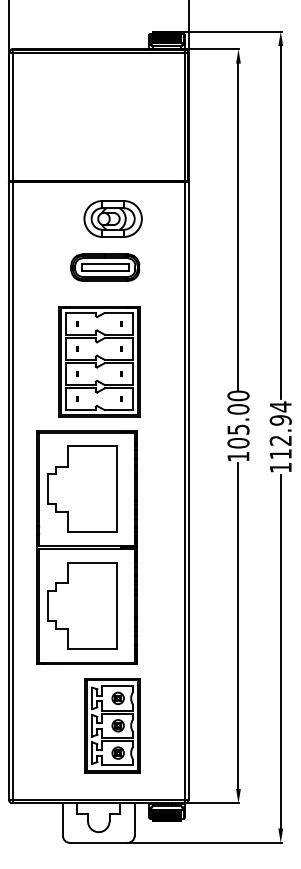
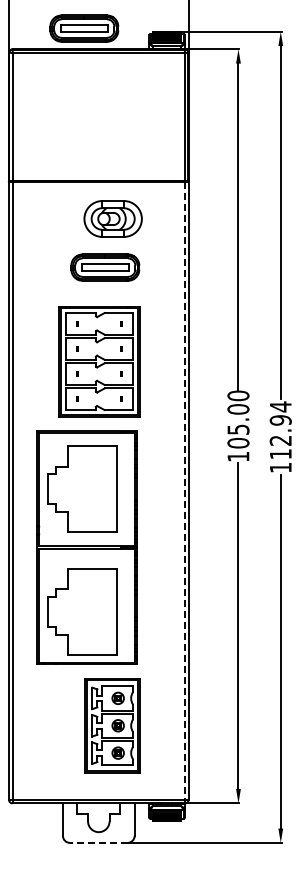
part: none -> present (84, 28)
line: solid -> dashed (184, 492)
part position: (82, 605) -> (82, 611) (82, 611)
line: solid -> dashed (98, 842)
